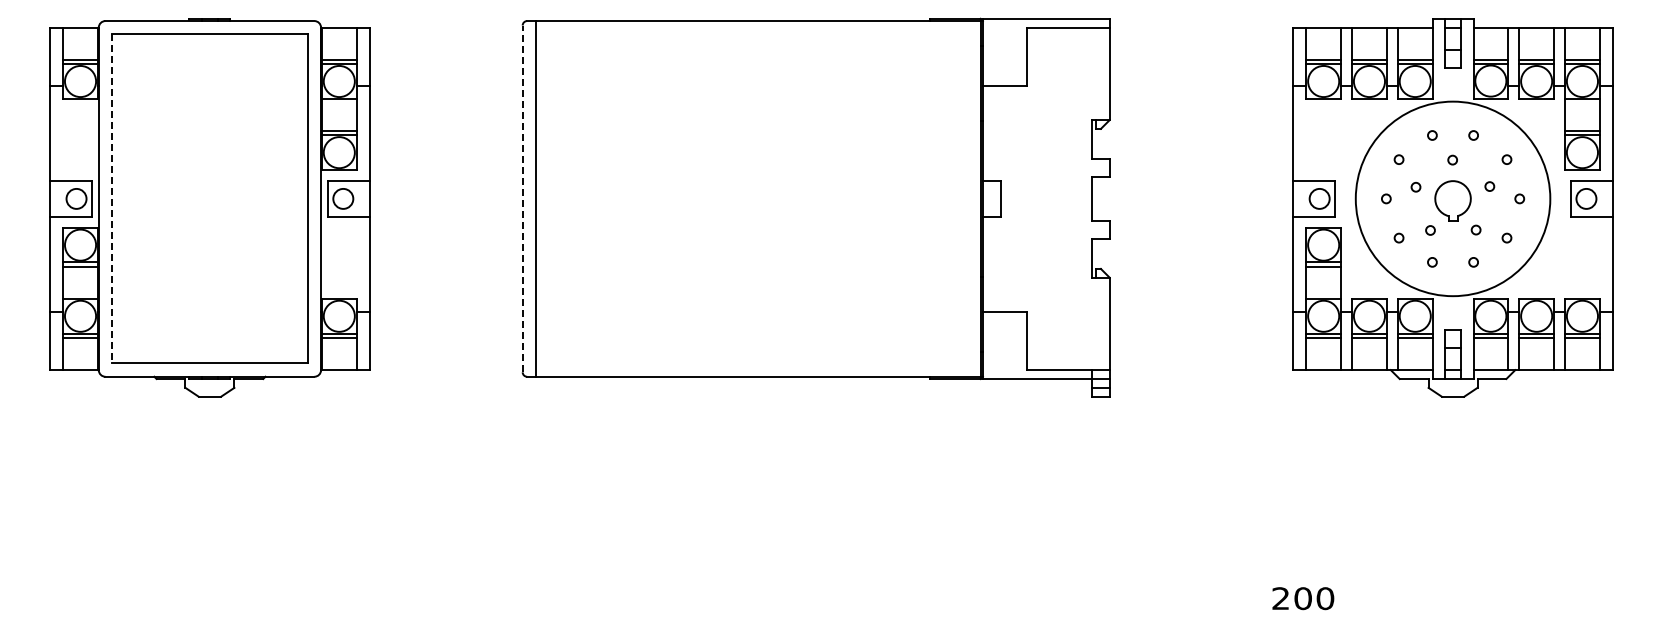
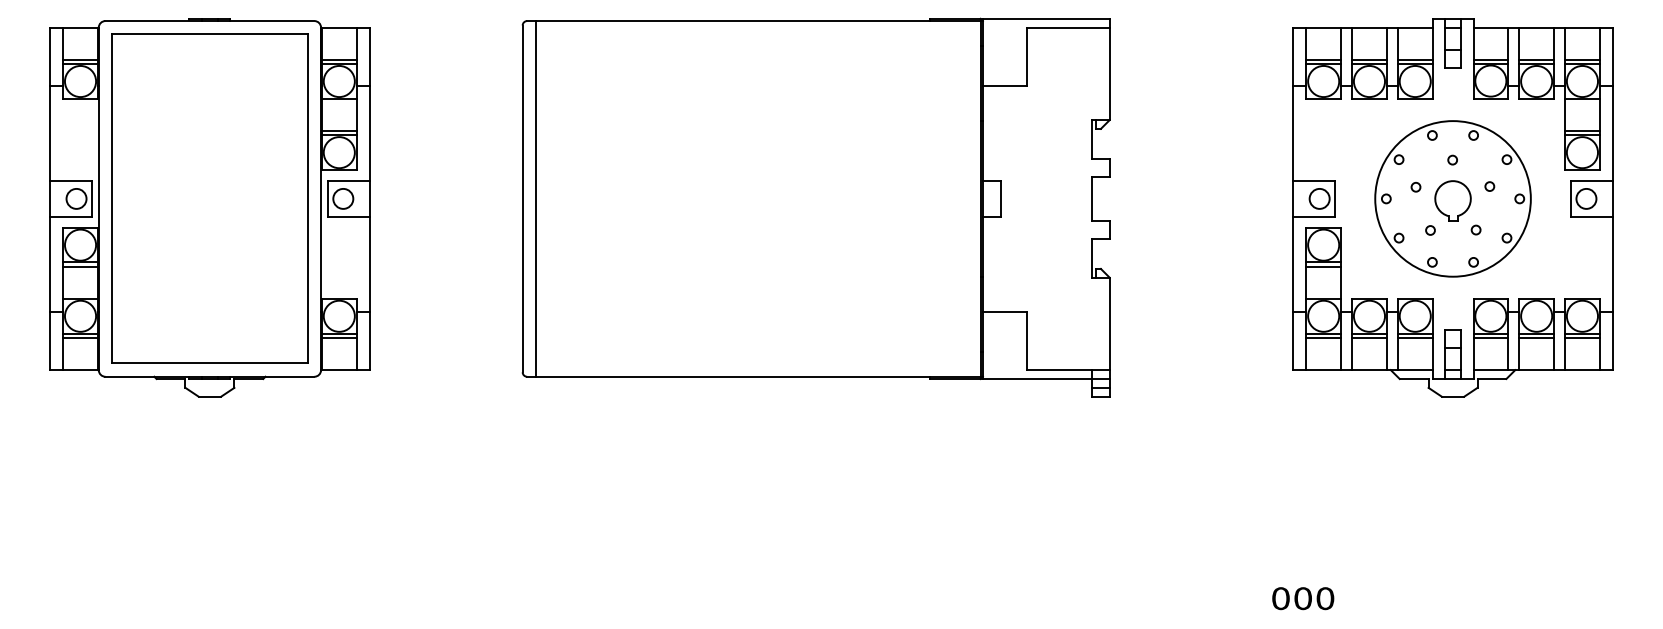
line: dashed -> solid (112, 198)
line: dashed -> solid (522, 198)
circle diameter: 195 px -> 156 px (1452, 198)
text: 200 -> 000 (1280, 598)
